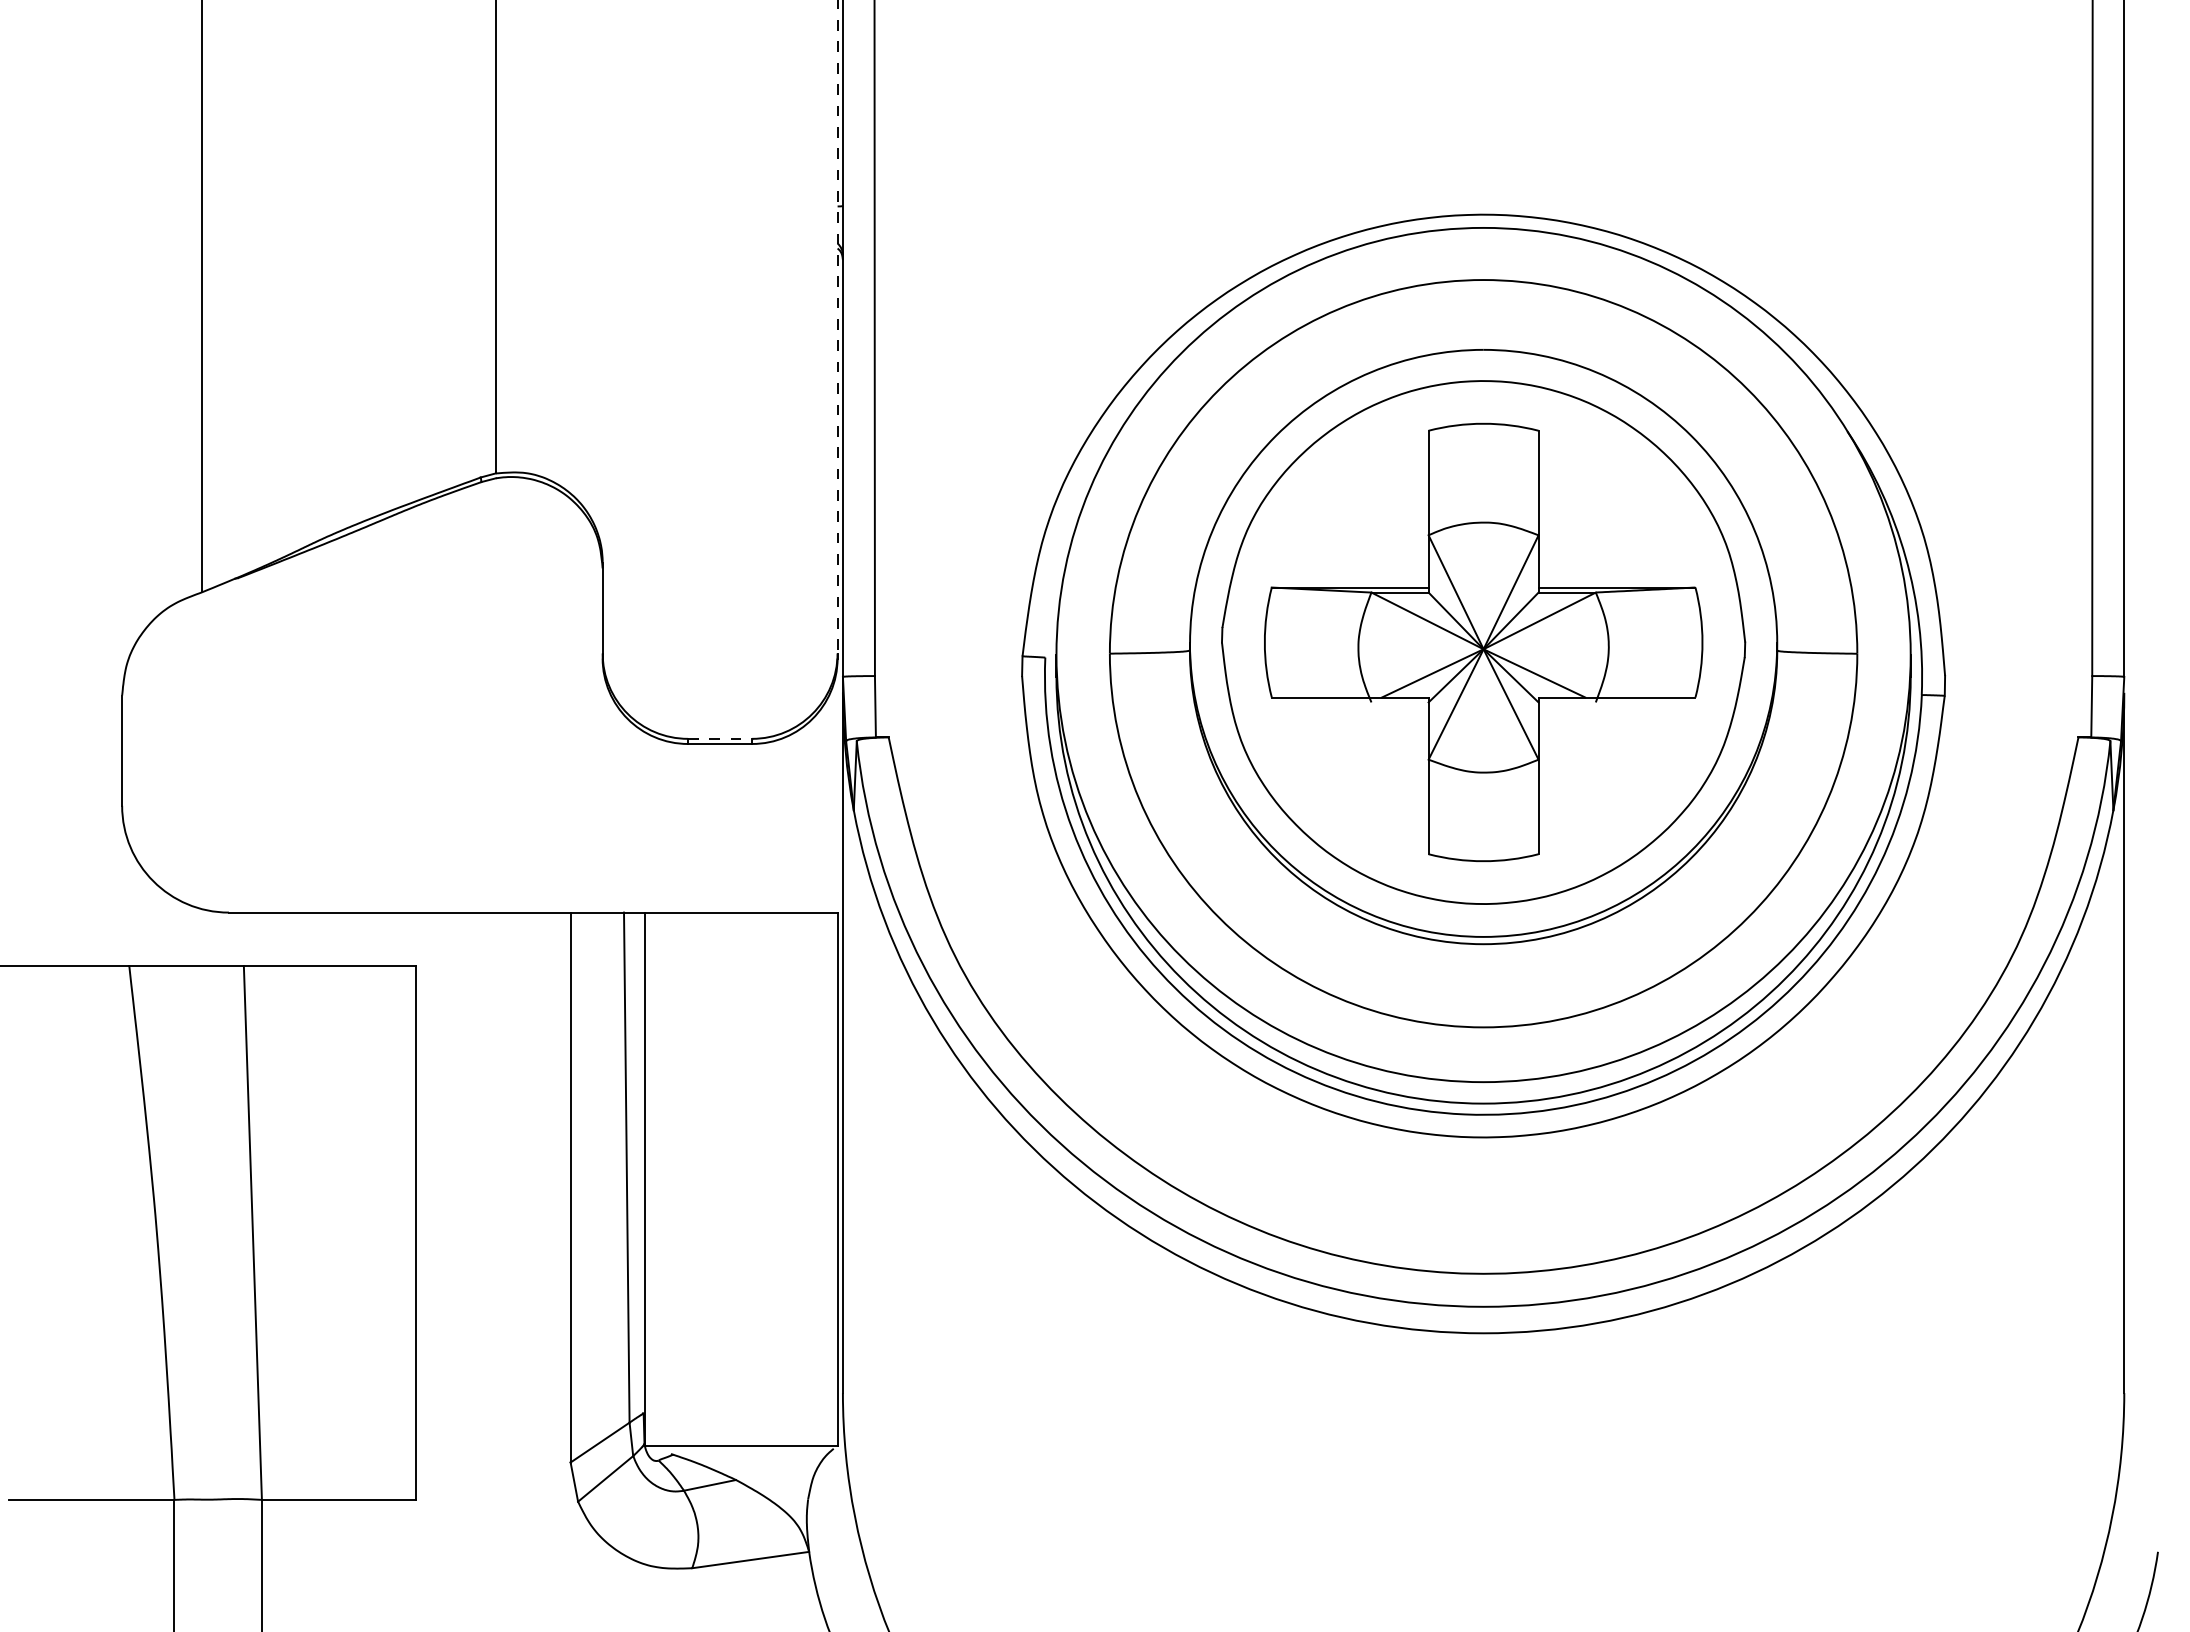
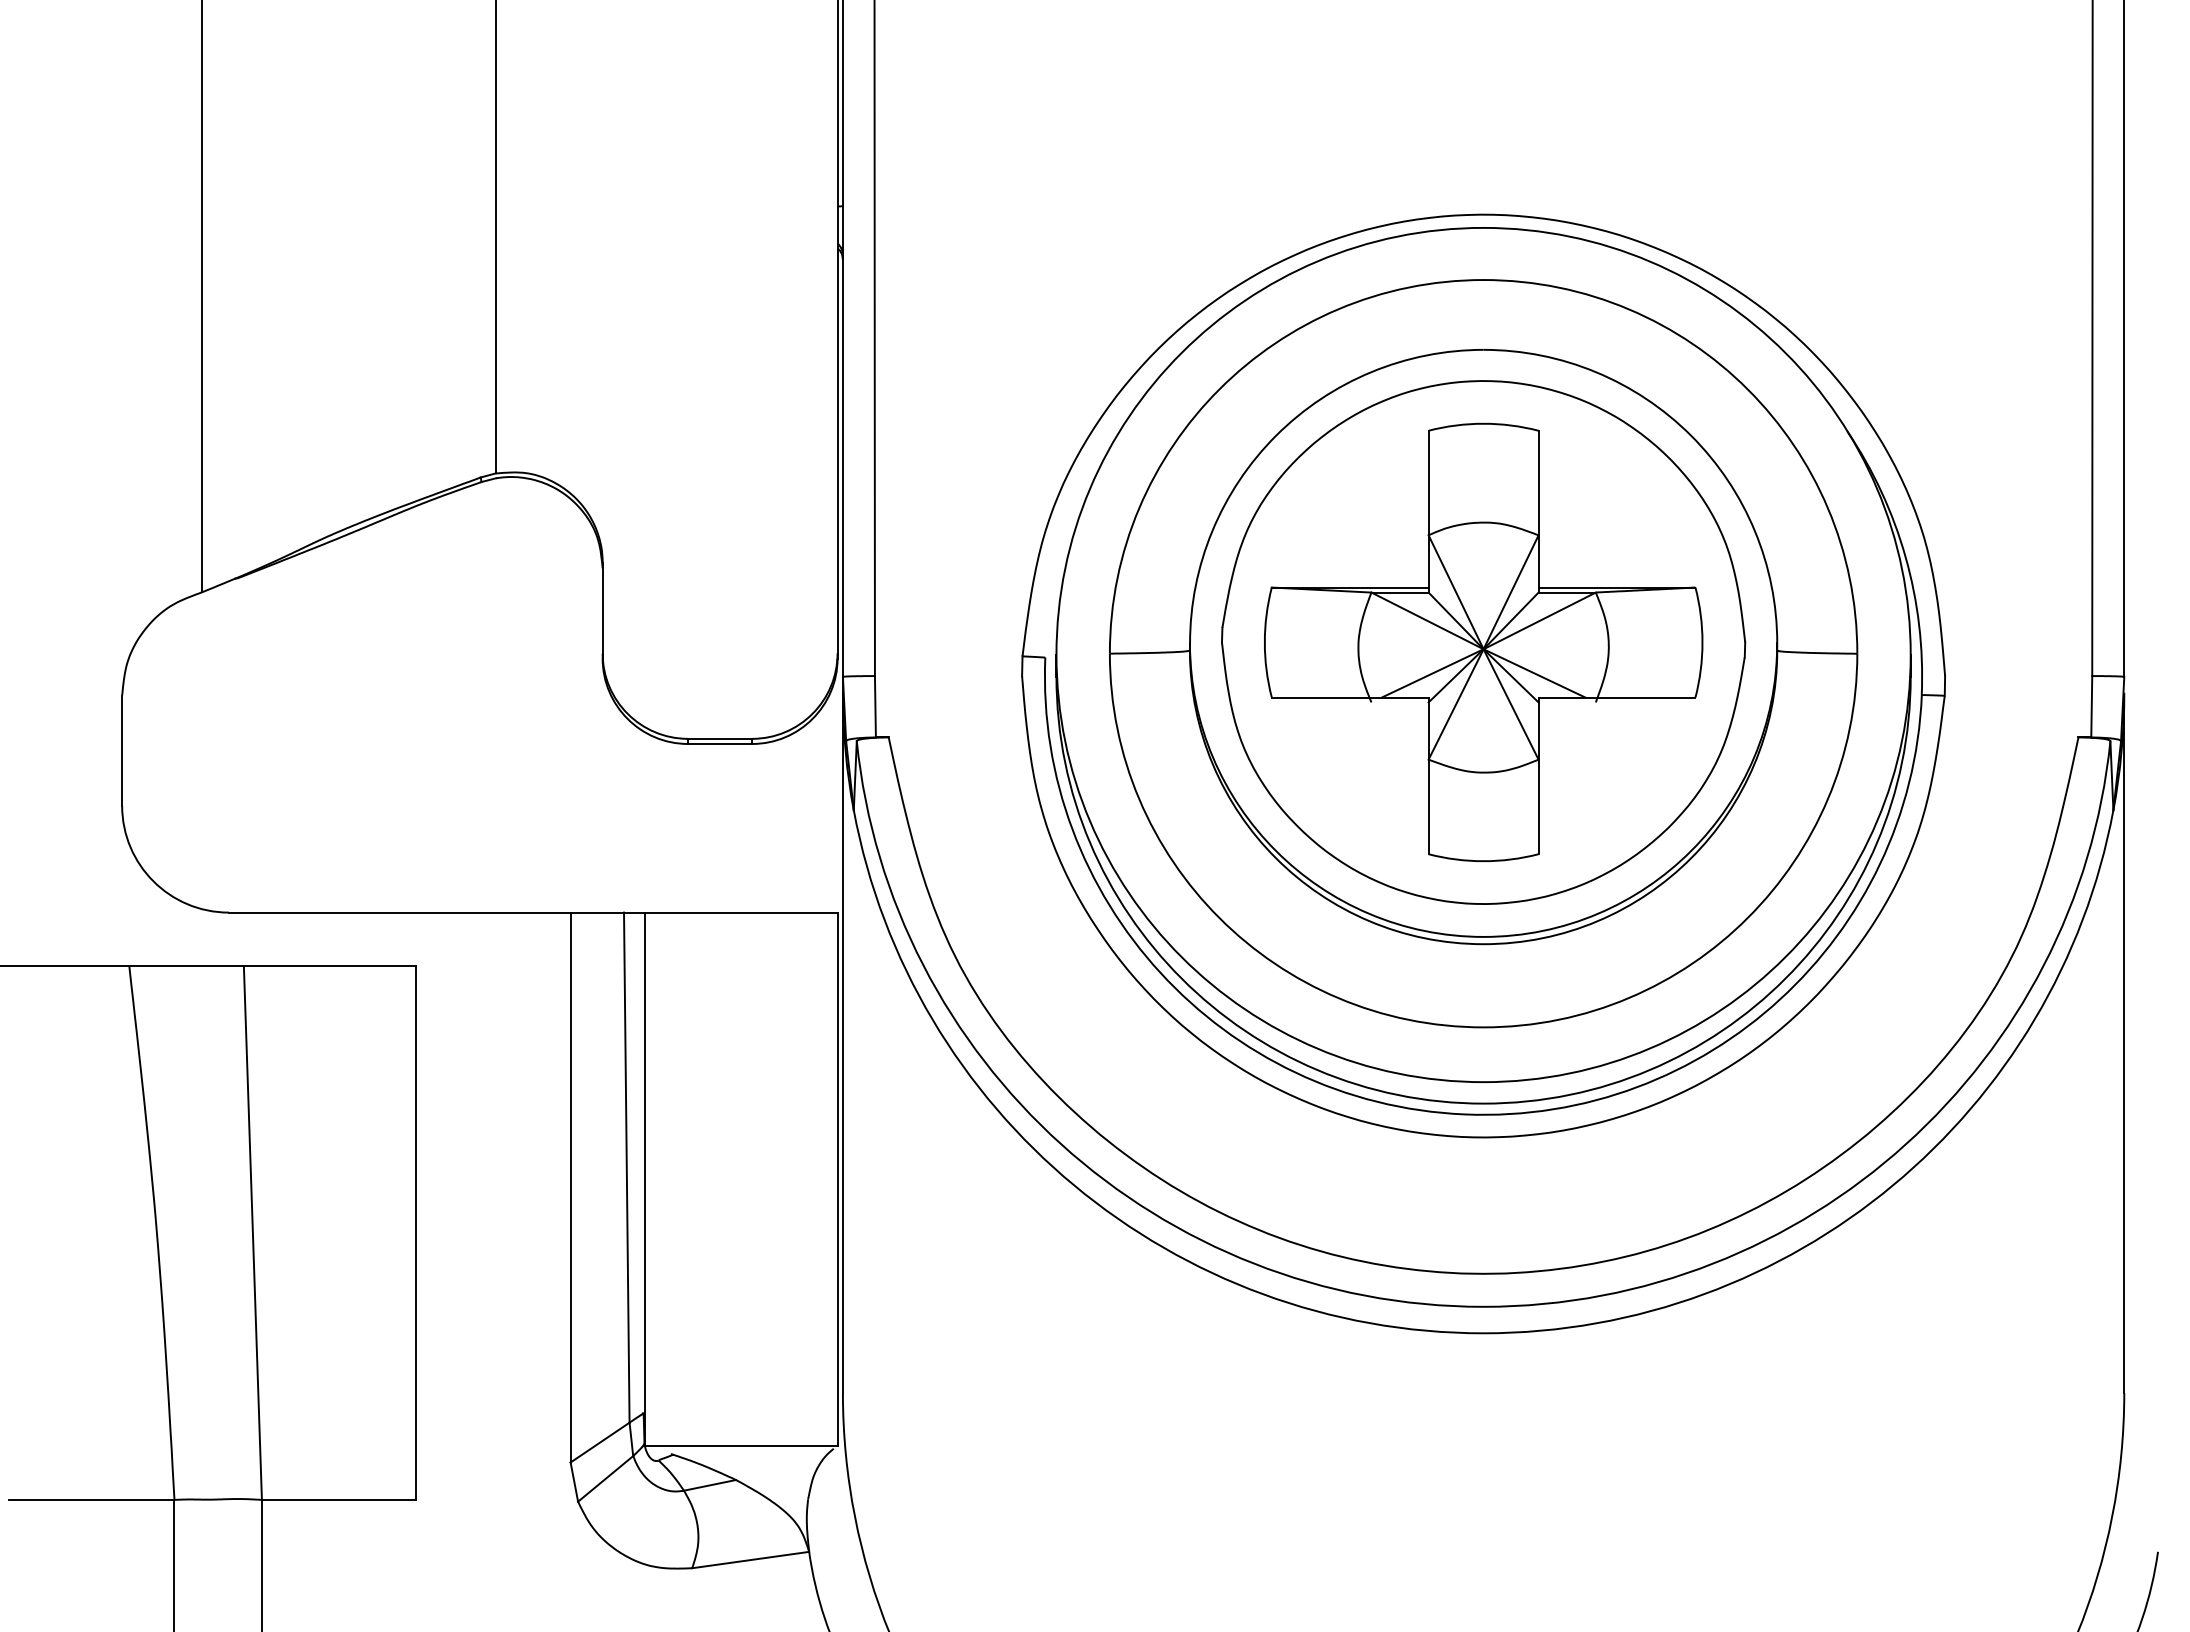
line: dashed -> solid (837, 327)
line: dashed -> solid (720, 738)
